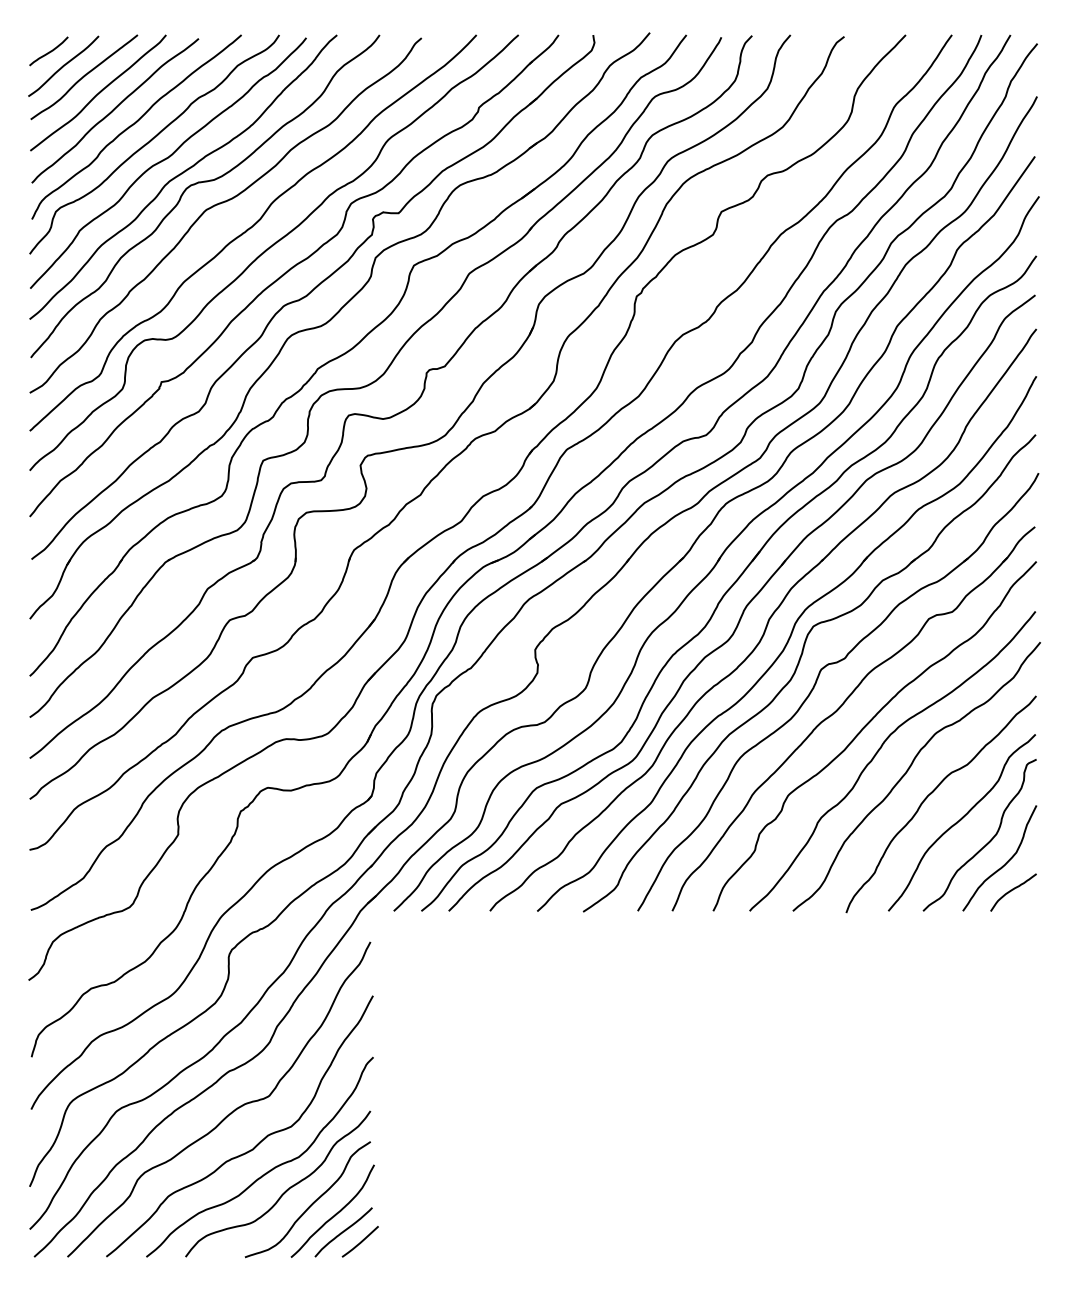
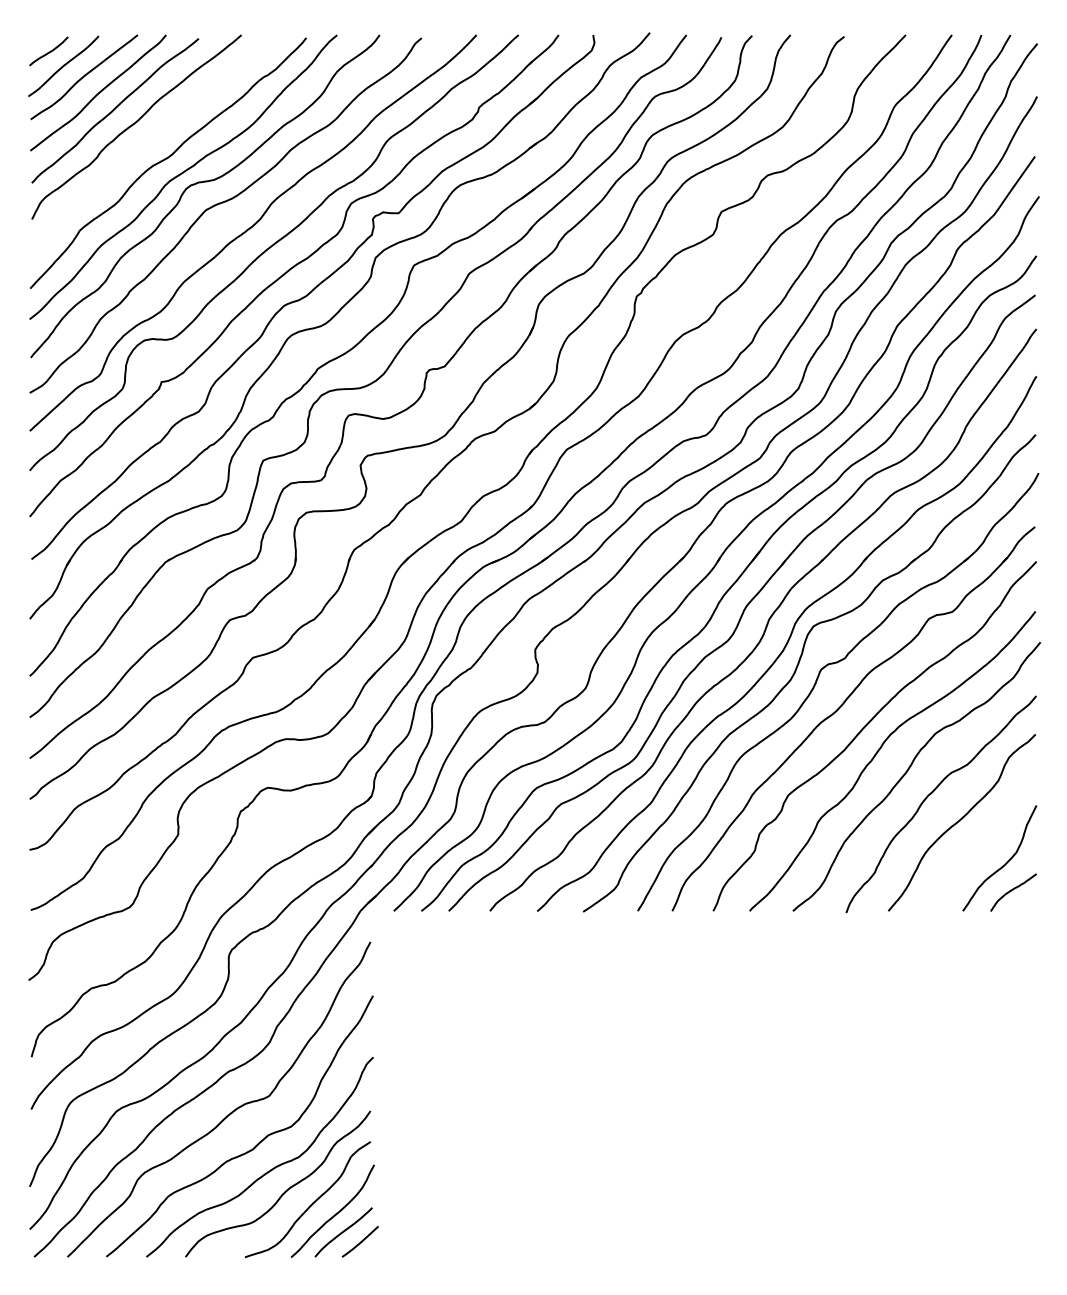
curve: present -> none (151, 141)
curve: present -> none (987, 842)
